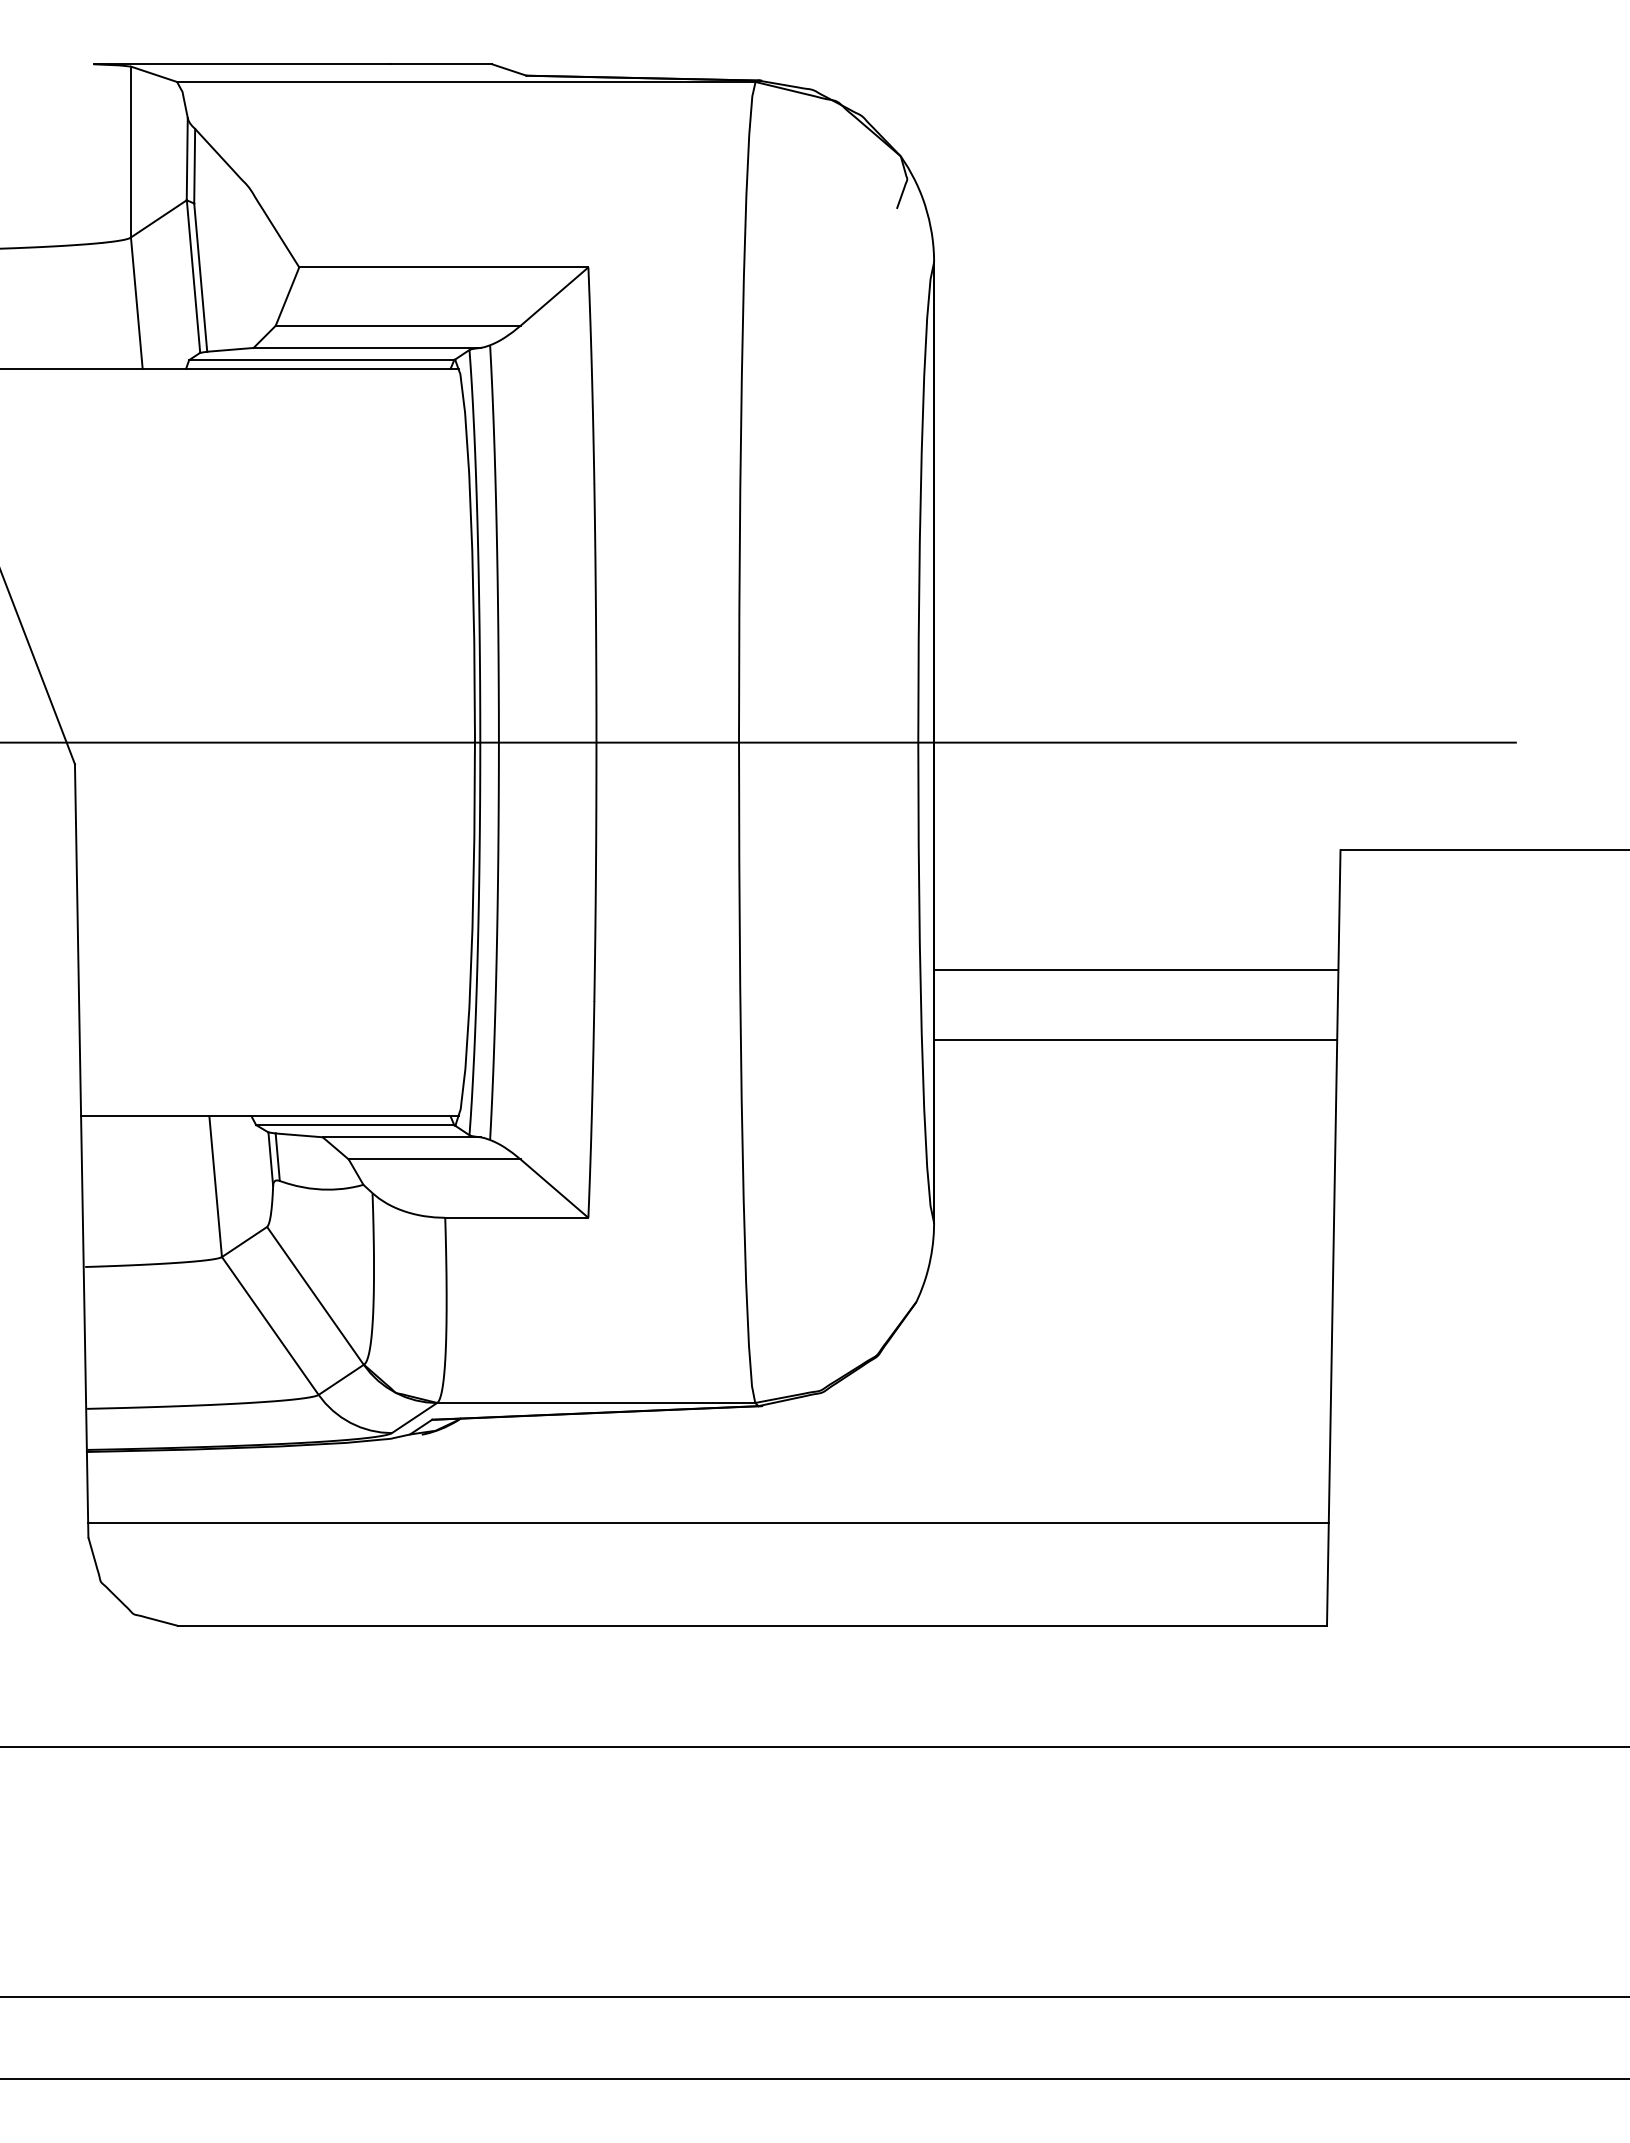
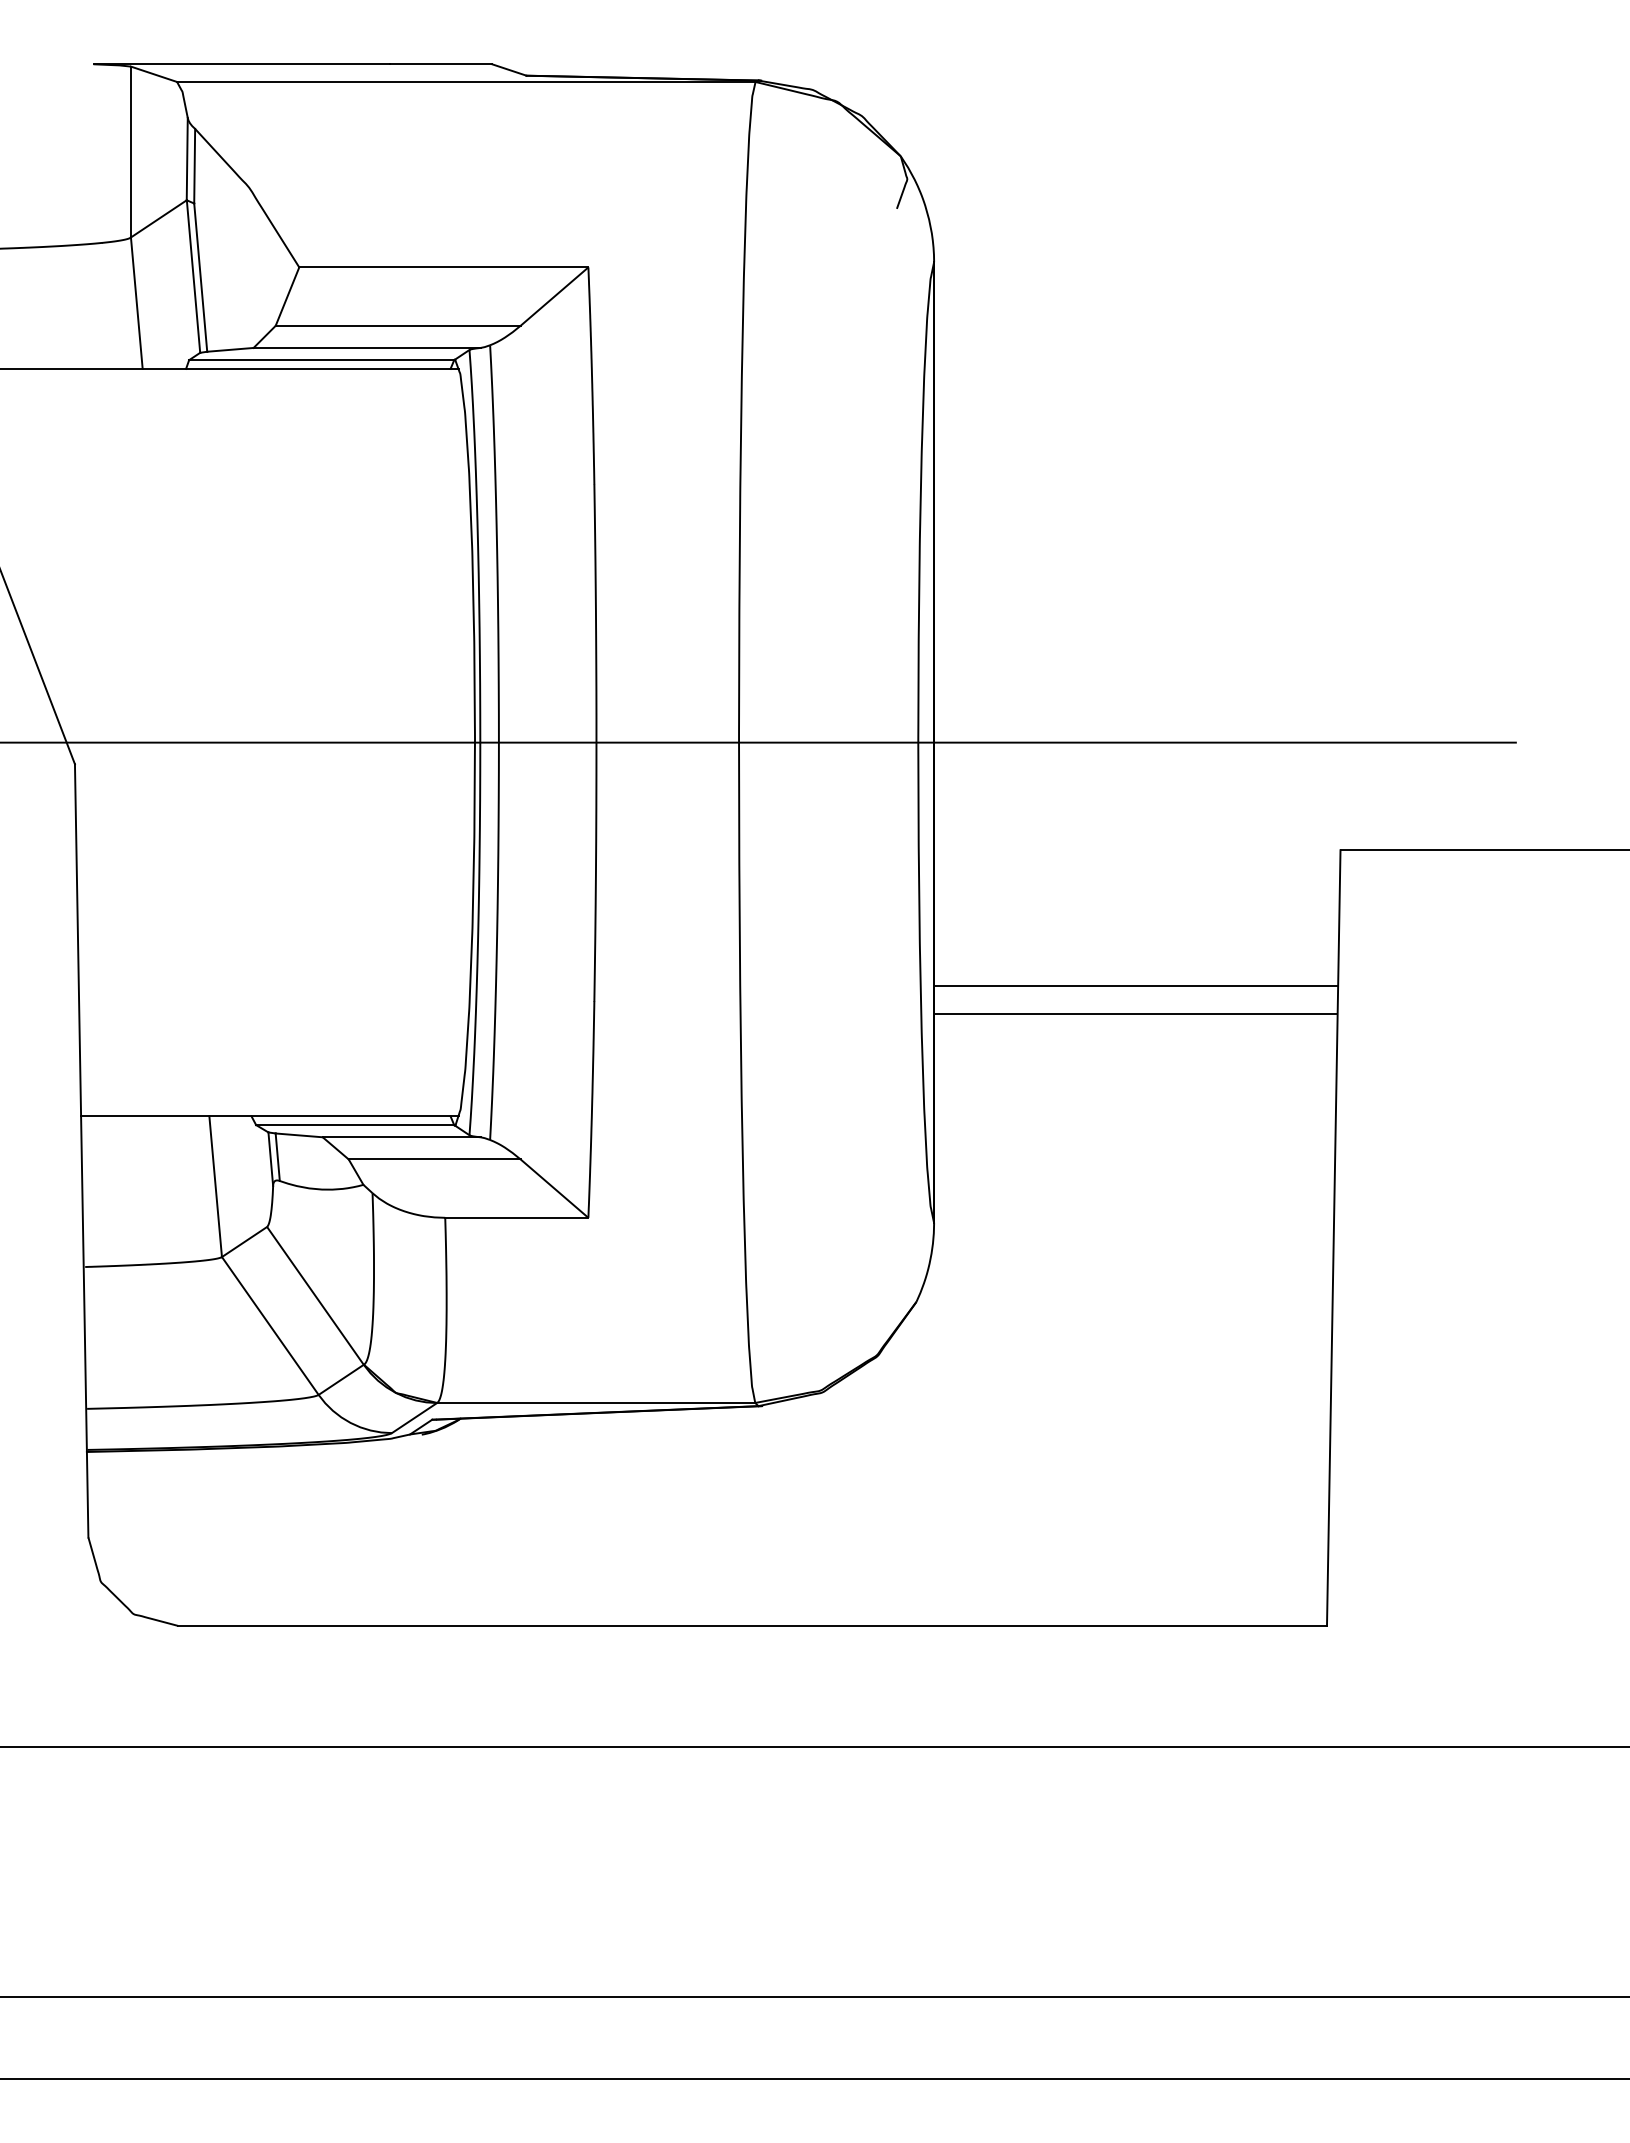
line position: (1136, 969) -> (1136, 985) (1136, 985)
line position: (1135, 1040) -> (1135, 1014) (1135, 1014)
line: present -> none (708, 1522)
